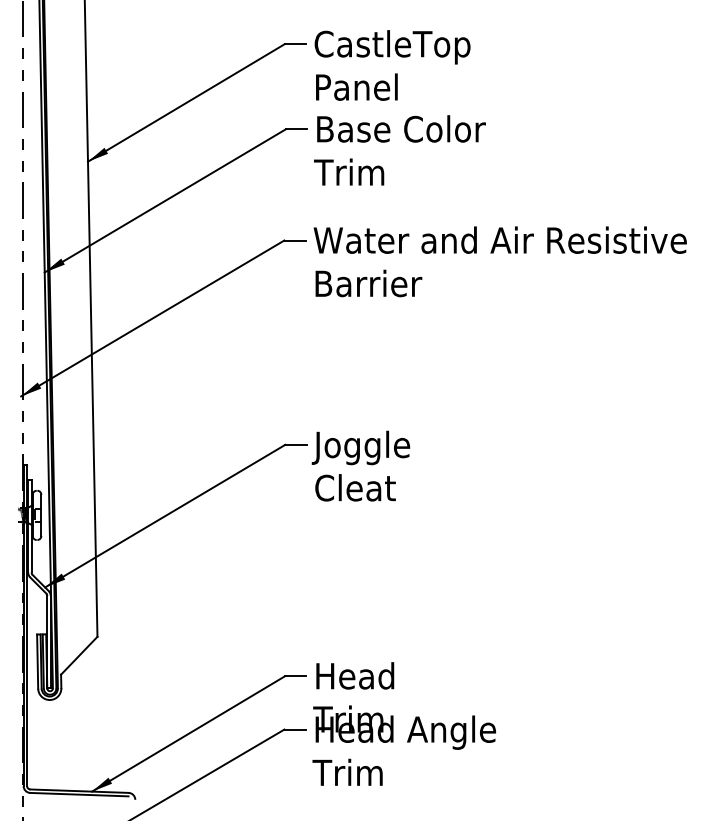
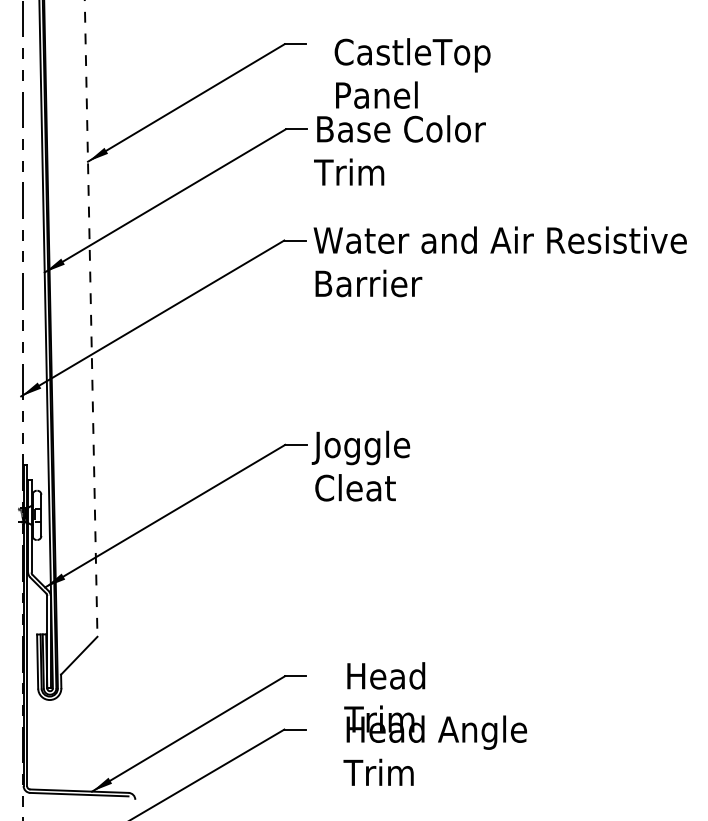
text position: (392, 65) -> (412, 73) (412, 73)
line: solid -> dashed (91, 319)
text position: (404, 723) -> (435, 723) (435, 723)
